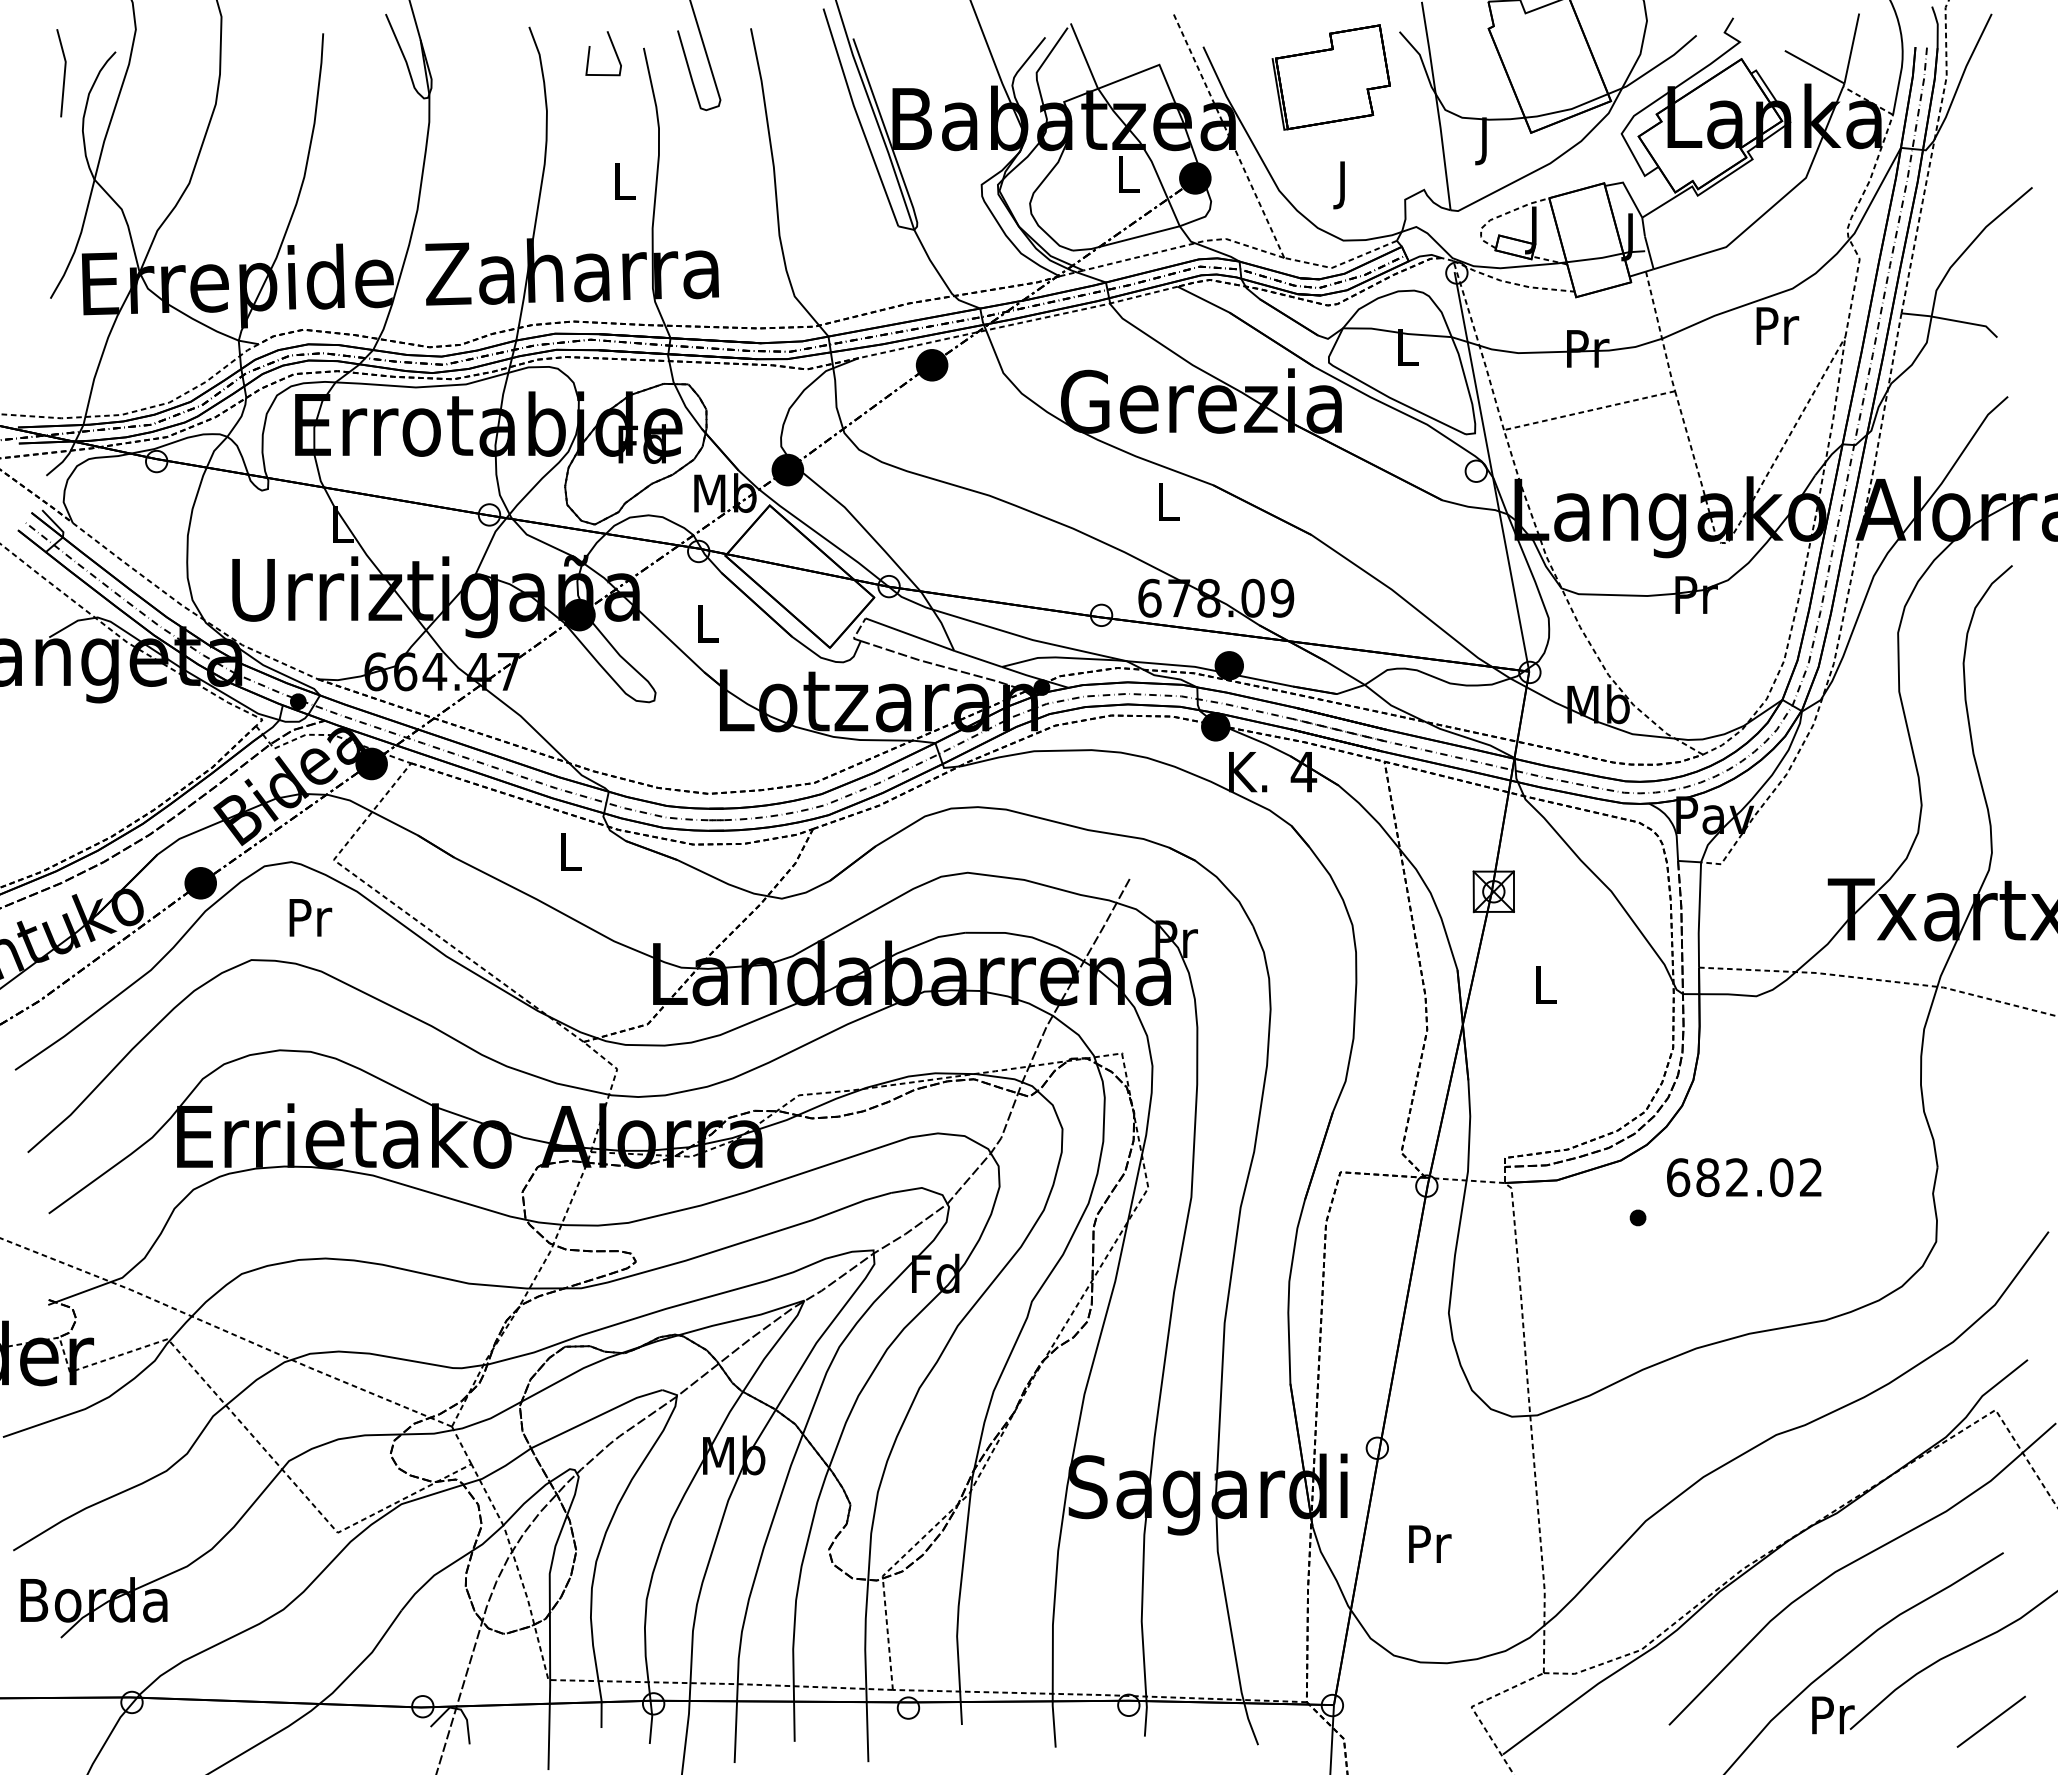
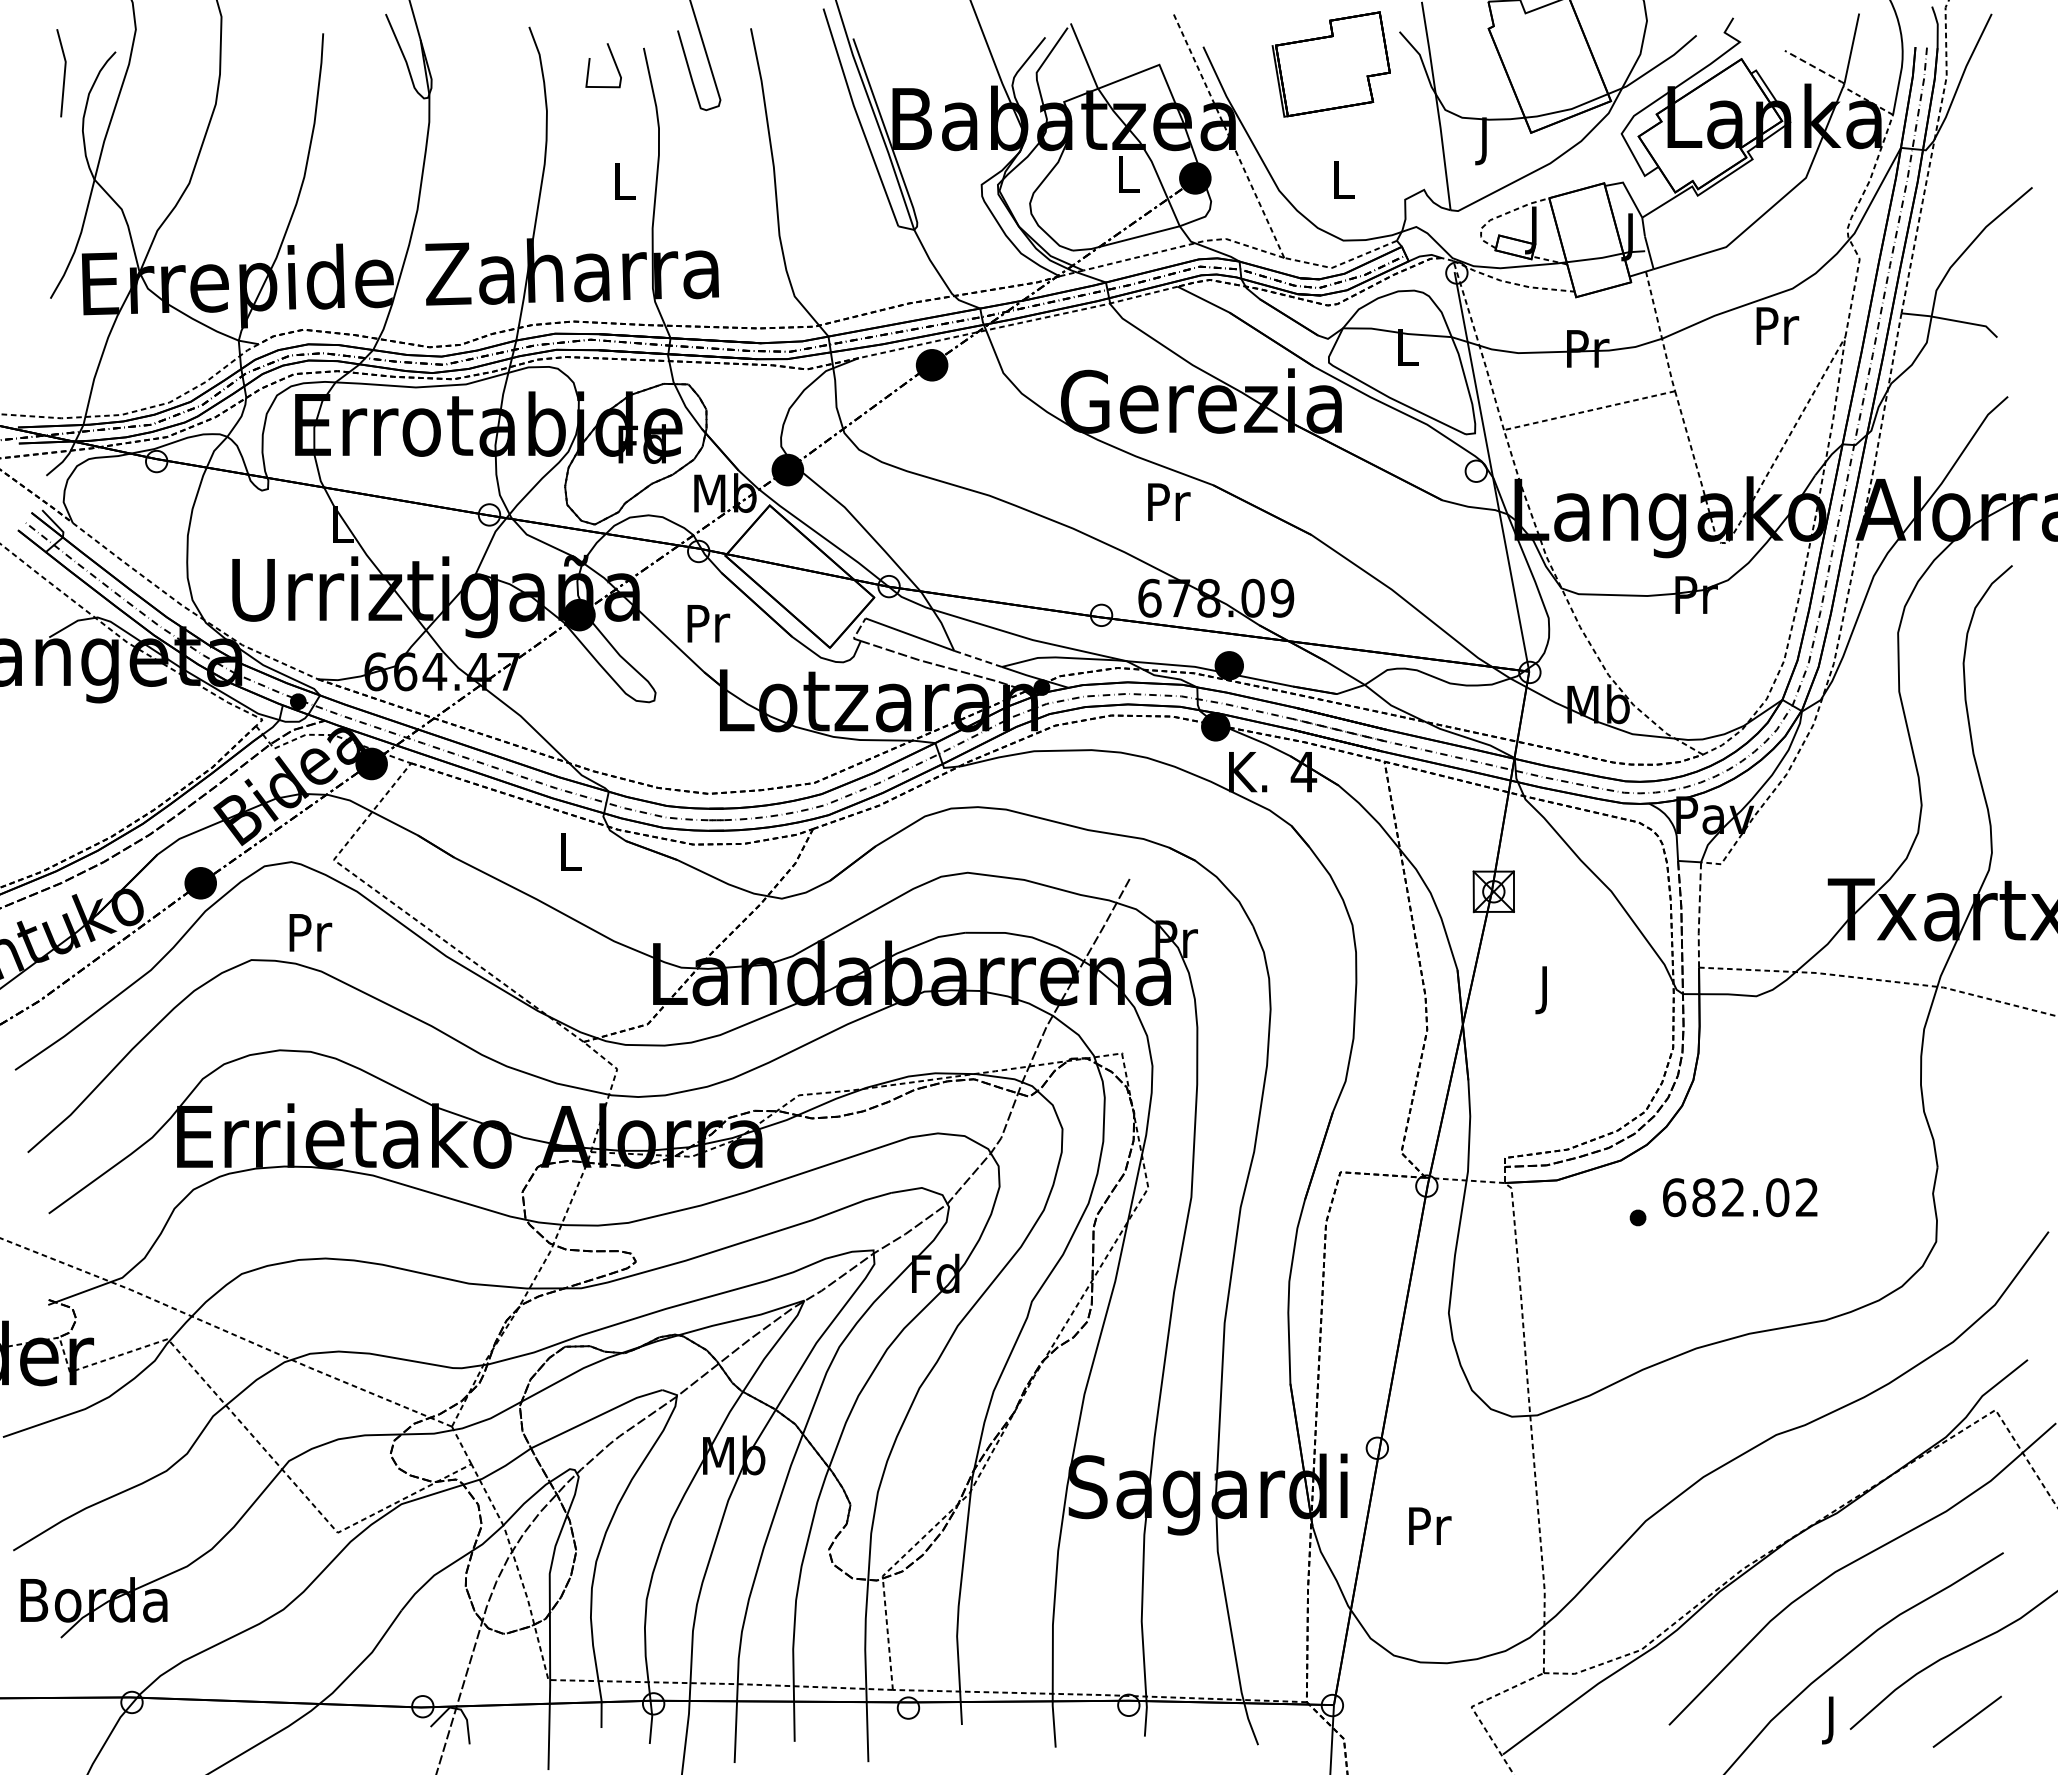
line position: (613, 49) -> (613, 61) (613, 61)
line: solid -> dashed (1815, 67)
part position: (1330, 77) -> (1330, 64) (1330, 64)
text: J -> L (1343, 185)
text: L -> Pr (1169, 501)
text: L -> Pr (708, 623)
line: solid -> dashed (978, 659)
line: solid -> dashed (1699, 916)
text position: (310, 917) -> (310, 932) (310, 932)
text: L -> J (1545, 990)
text position: (1744, 1177) -> (1740, 1197) (1740, 1197)
text position: (1430, 1543) -> (1430, 1525) (1430, 1525)
text: Pr -> J (1833, 1720)
line position: (1990, 1721) -> (1966, 1721) (1966, 1721)
